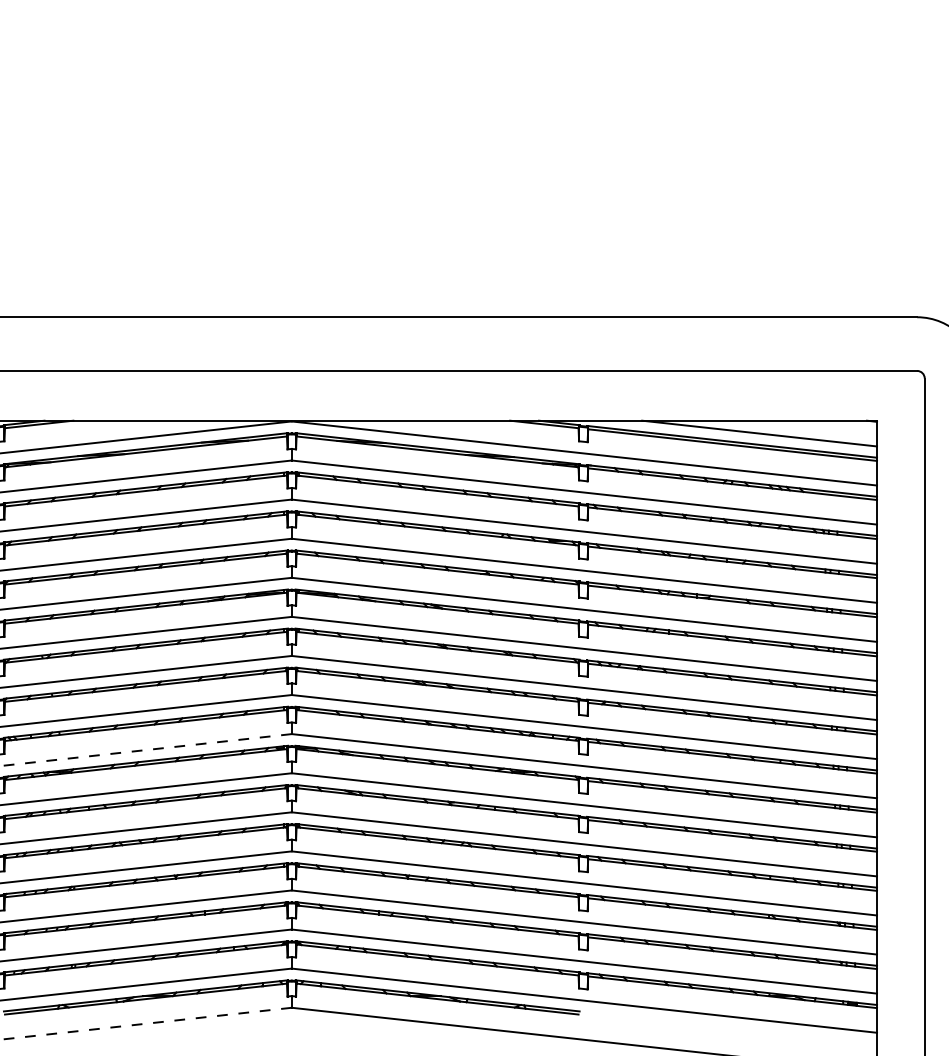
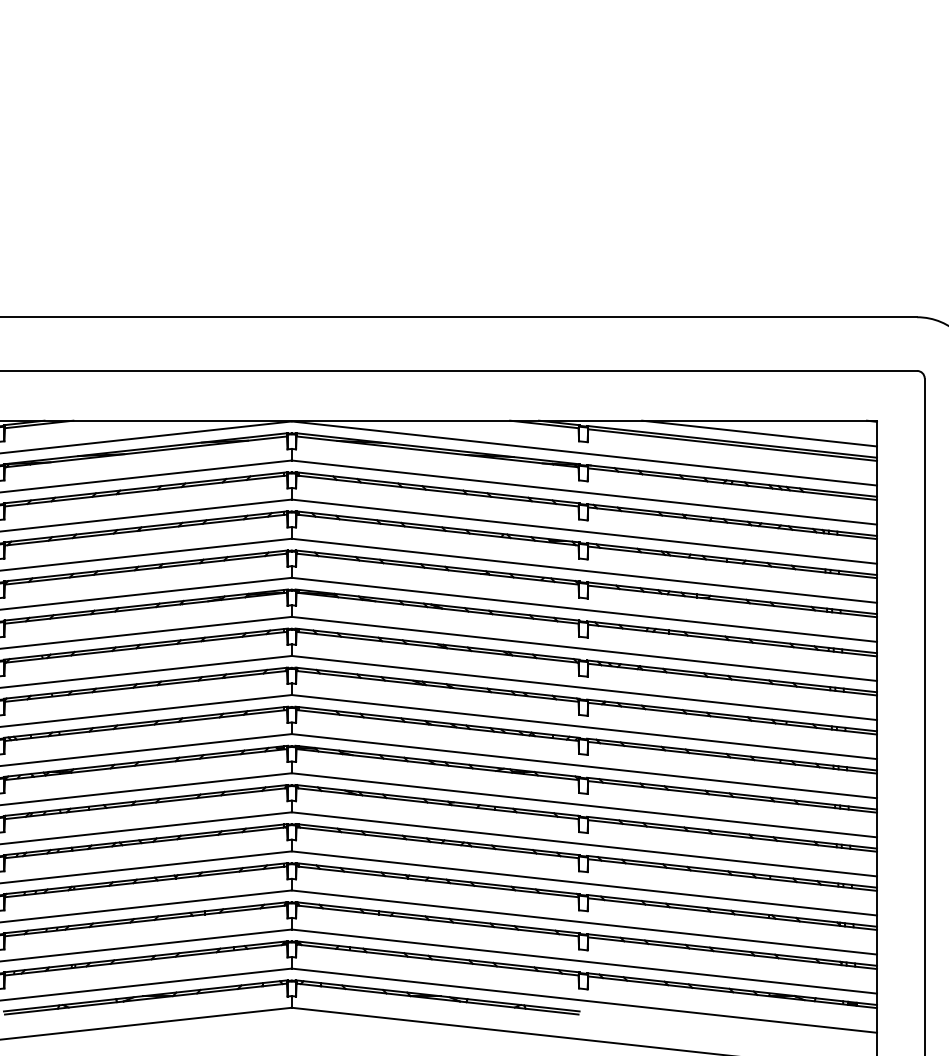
line: dashed -> solid (145, 750)
line: dashed -> solid (145, 1023)
